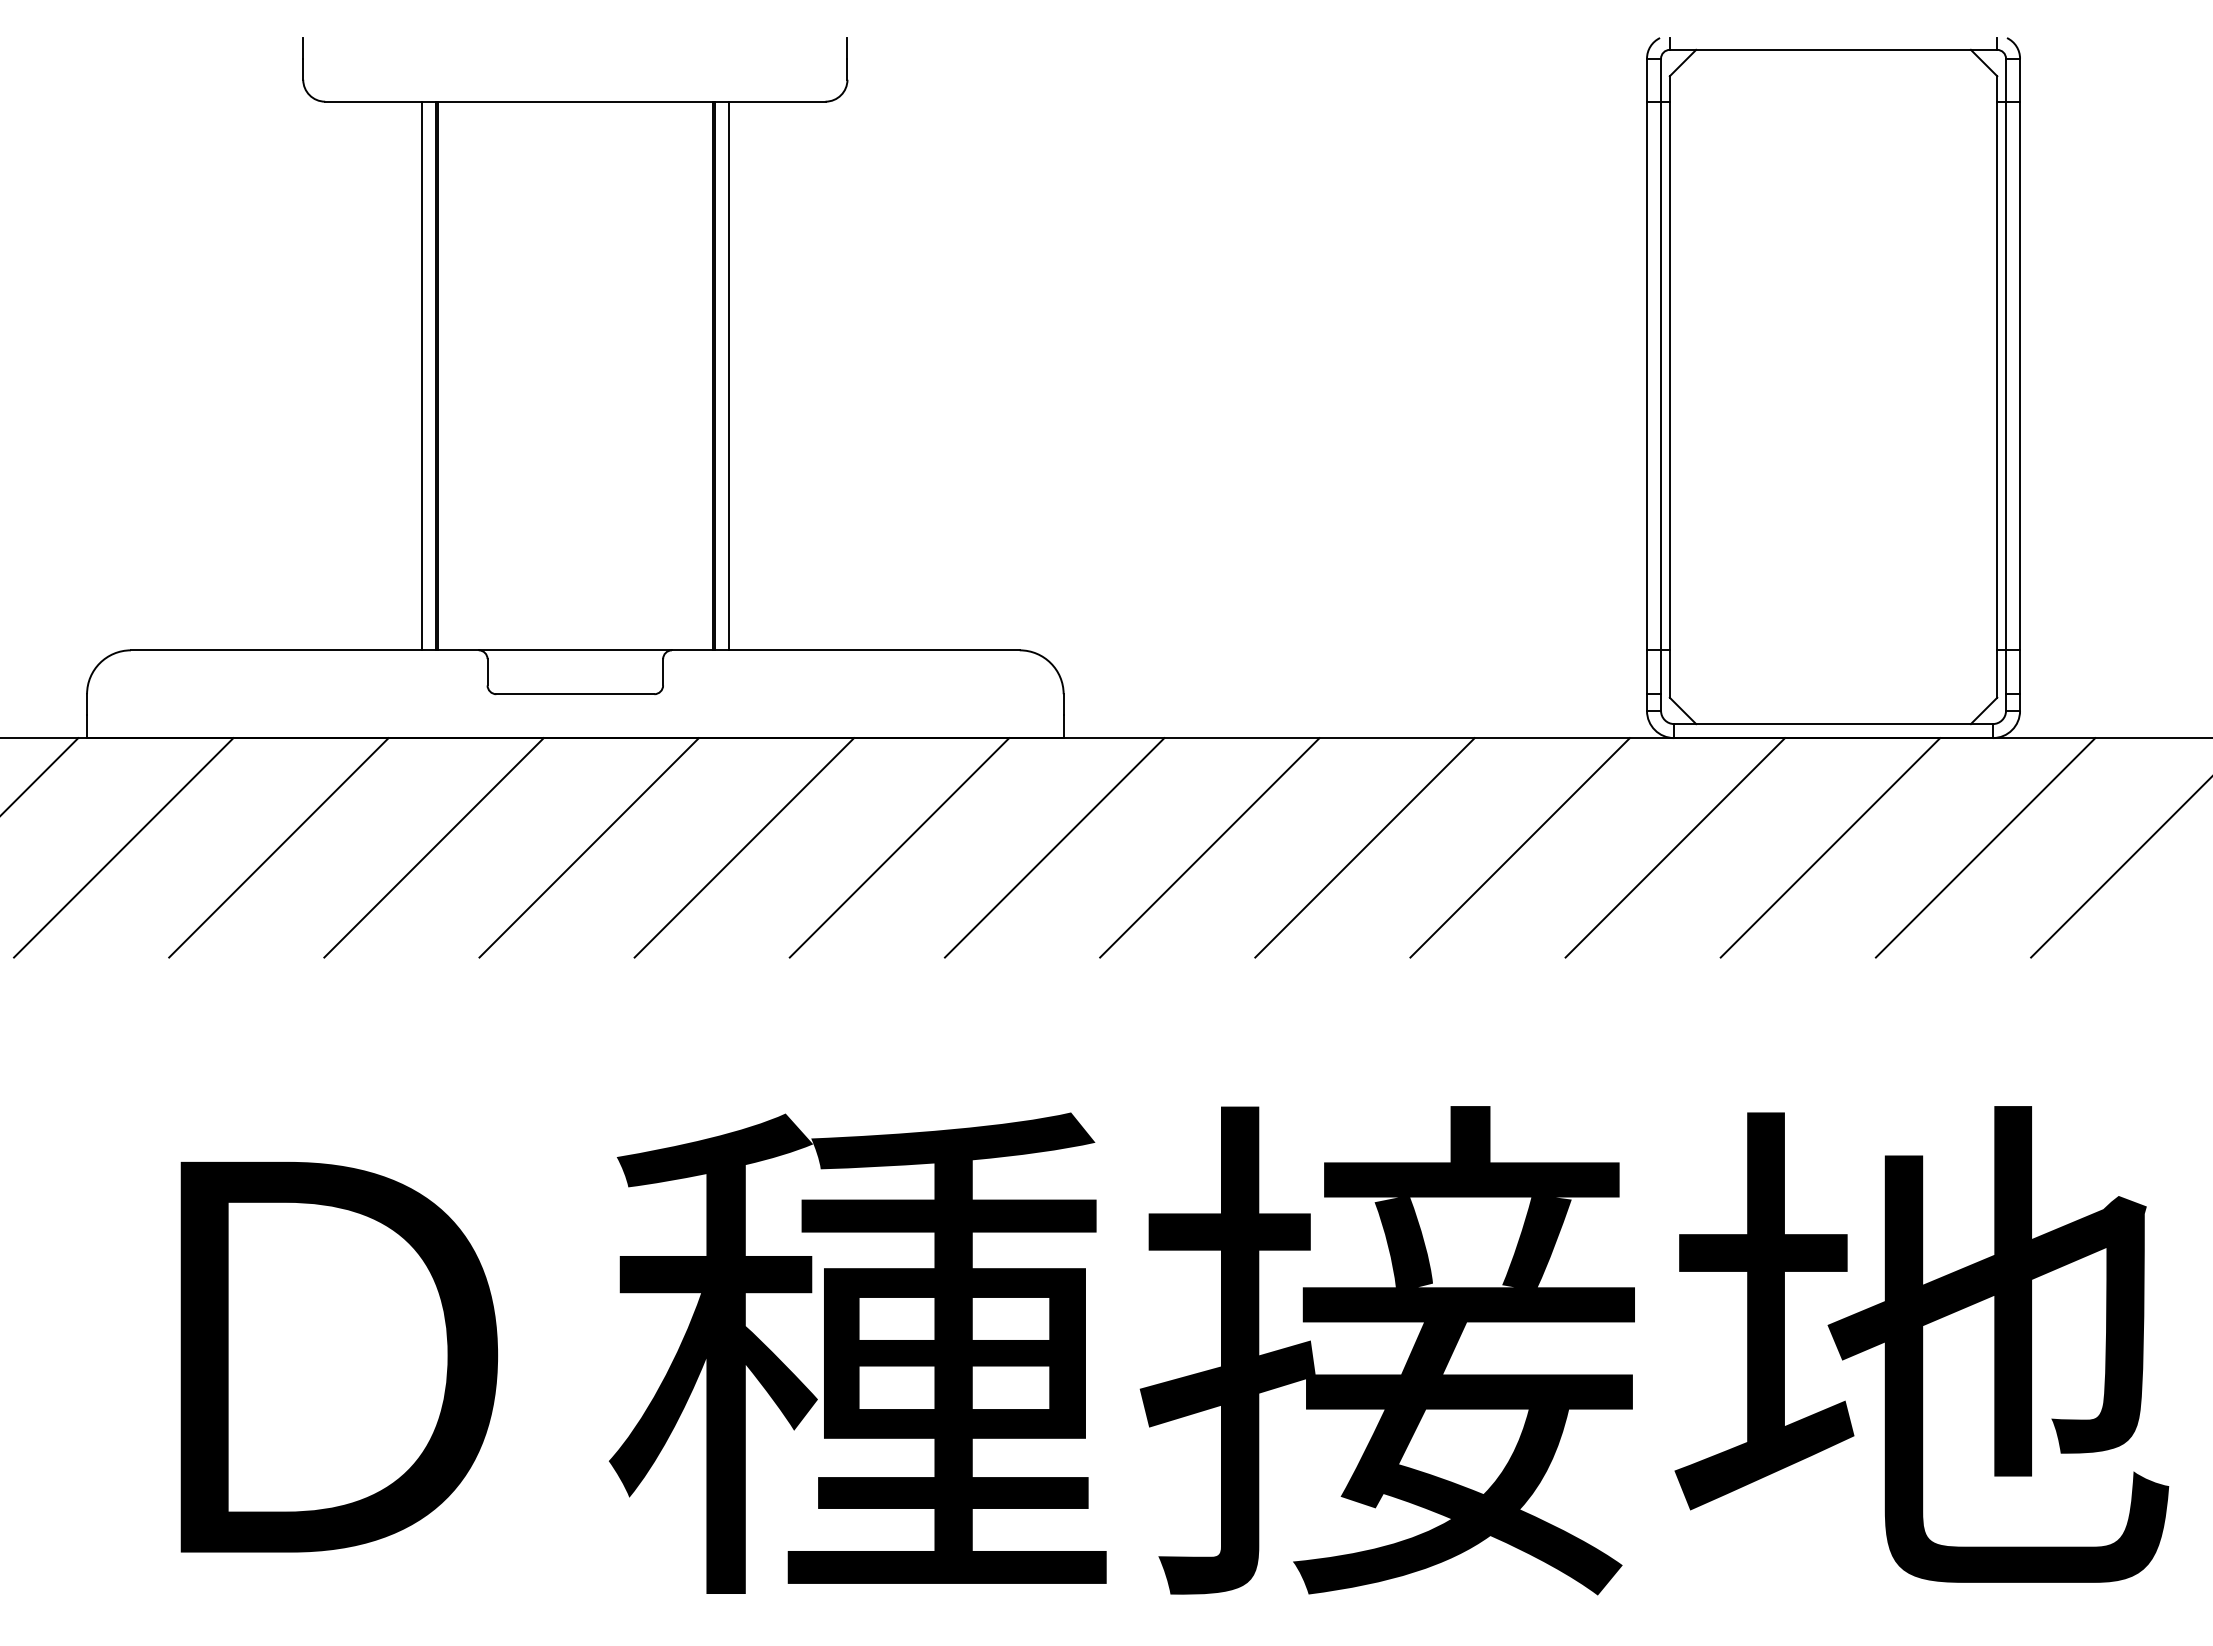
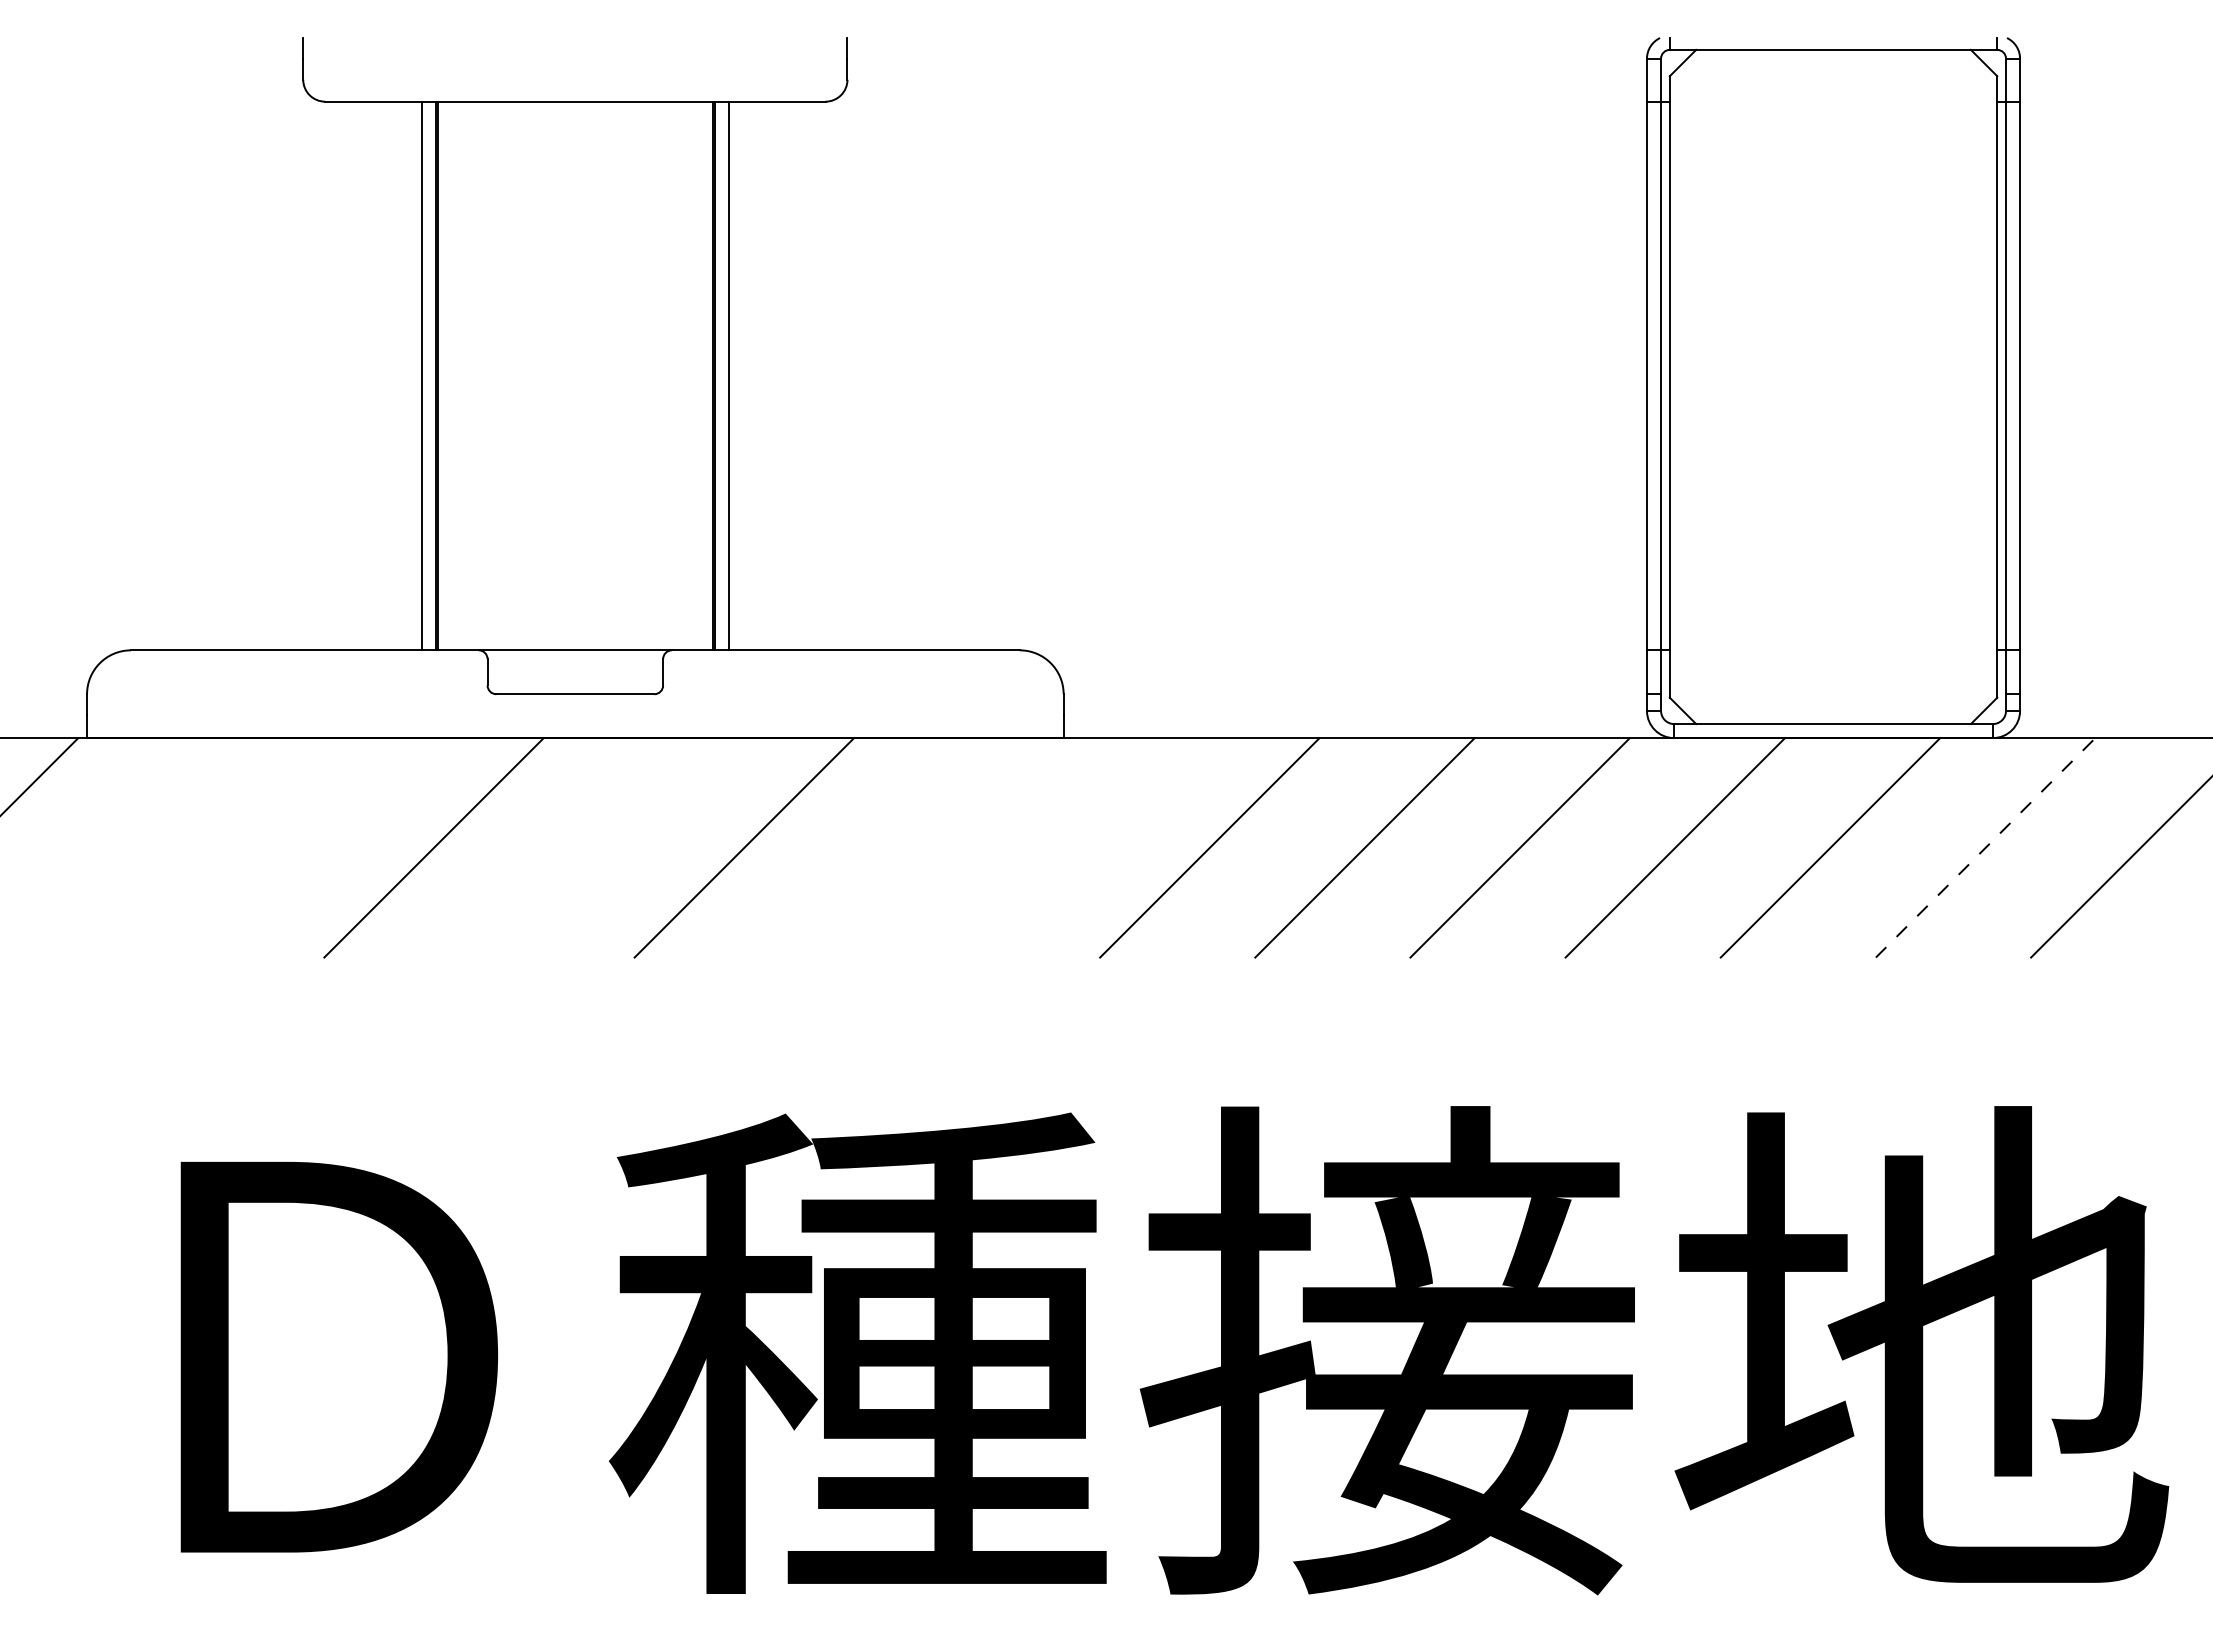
line: present -> none (123, 847)
line: present -> none (278, 847)
line: present -> none (588, 847)
line: present -> none (899, 847)
line: present -> none (1054, 847)
line: solid -> dashed (1985, 847)
